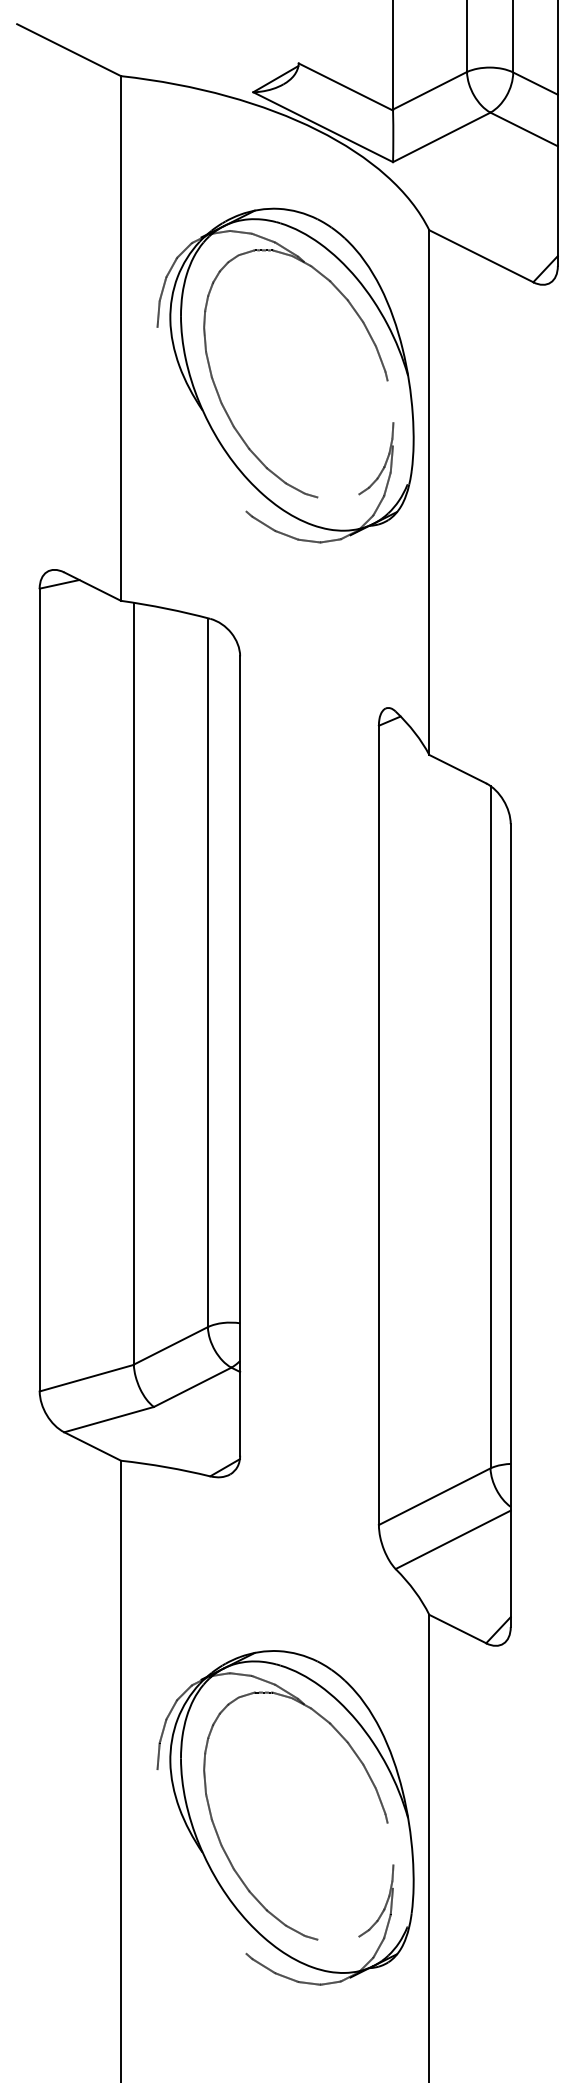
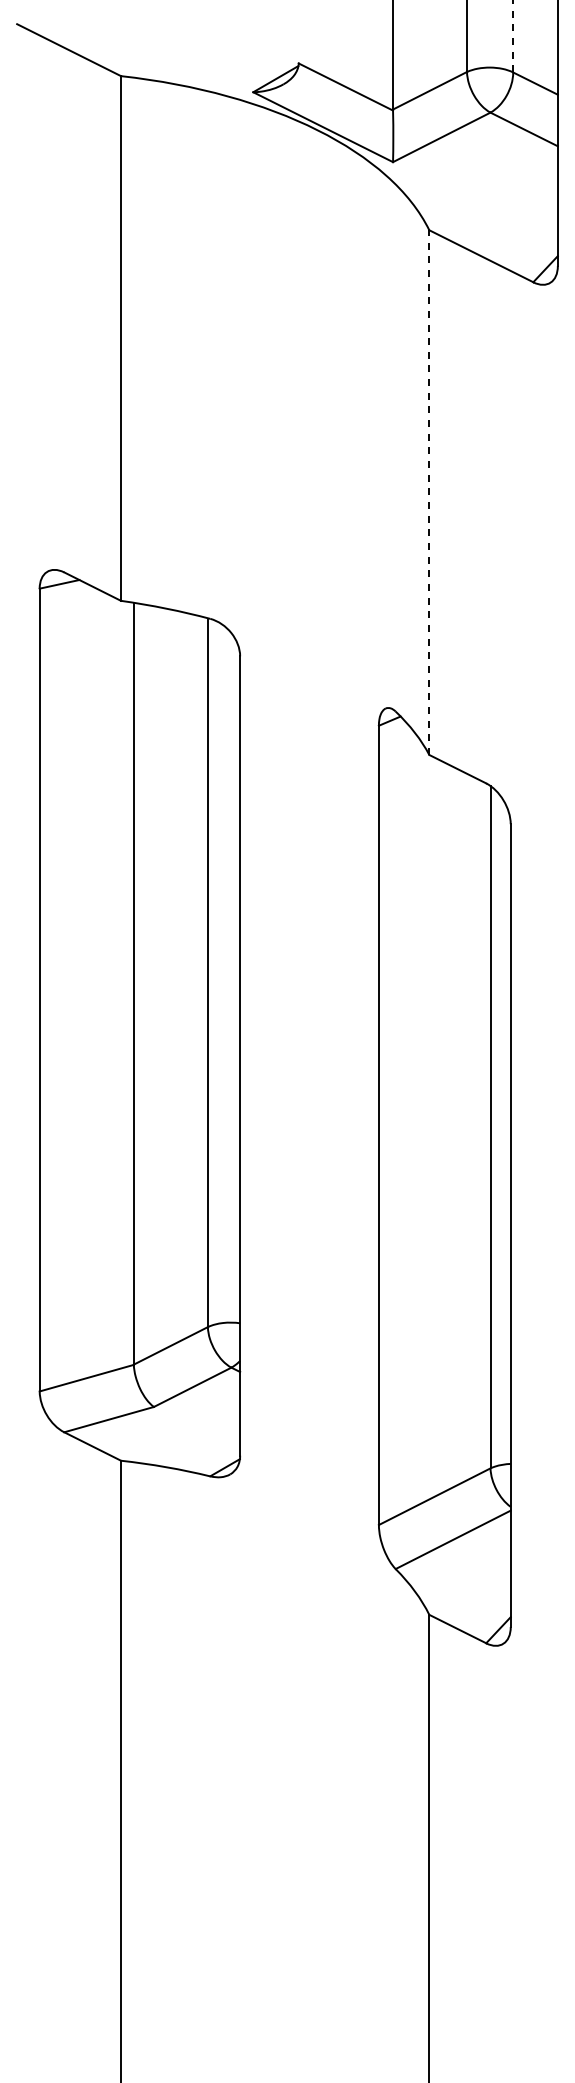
line: solid -> dashed (513, 36)
part: present -> none (285, 375)
line: solid -> dashed (429, 492)
part: present -> none (285, 1817)
